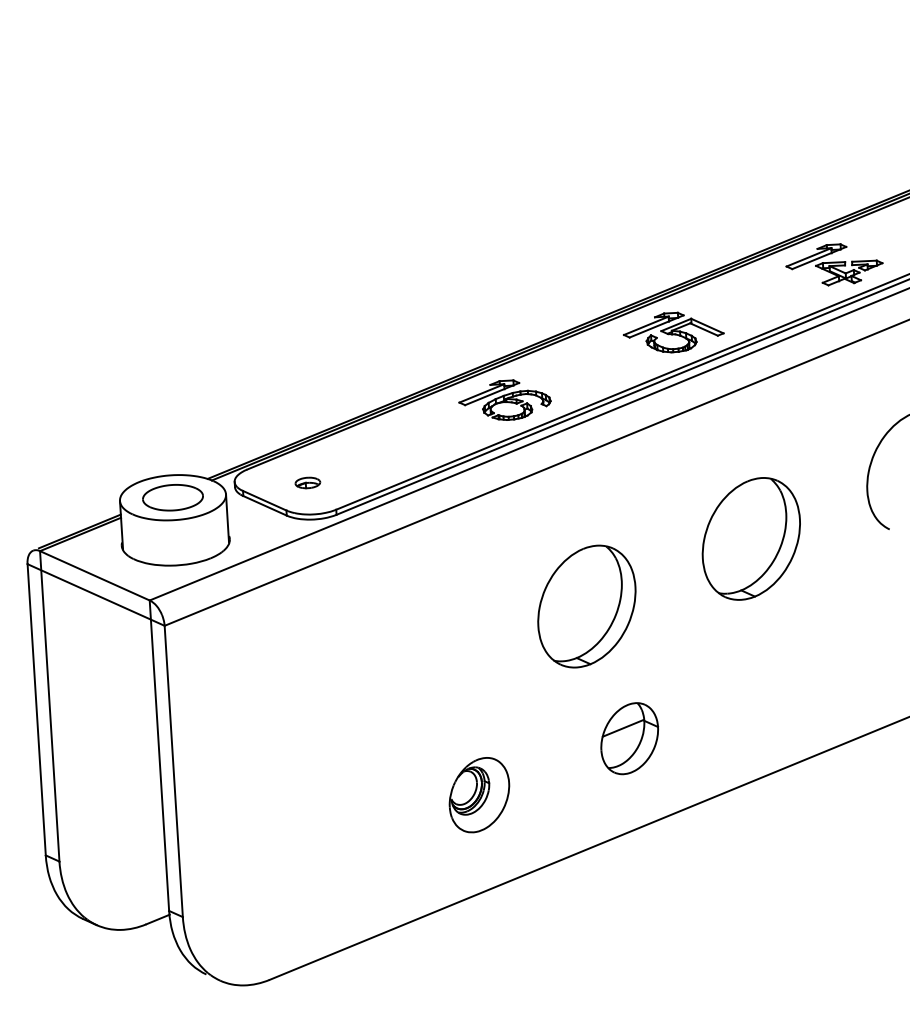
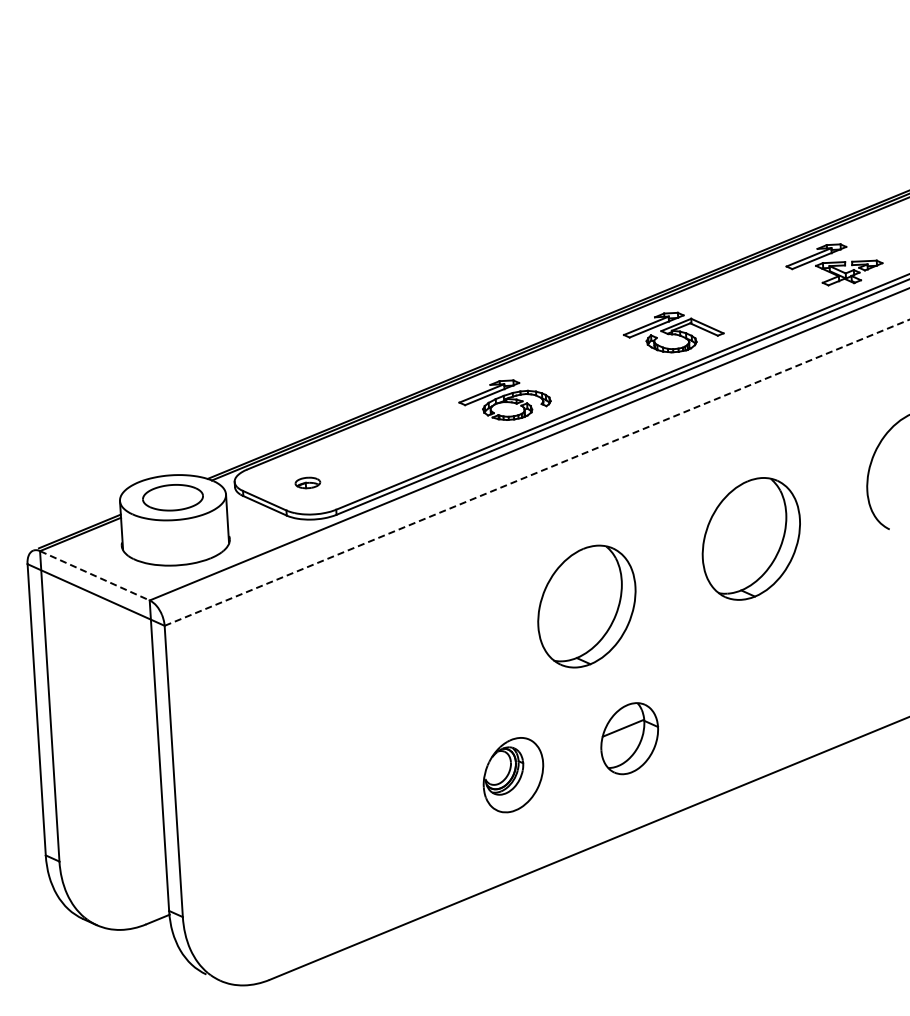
line: solid -> dashed (537, 472)
line: solid -> dashed (95, 576)
part position: (479, 795) -> (513, 775) (513, 775)
